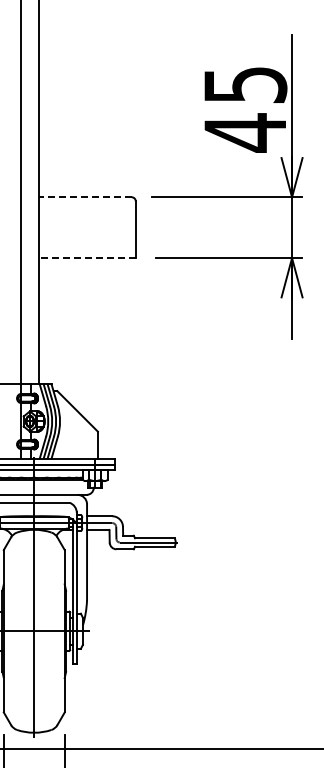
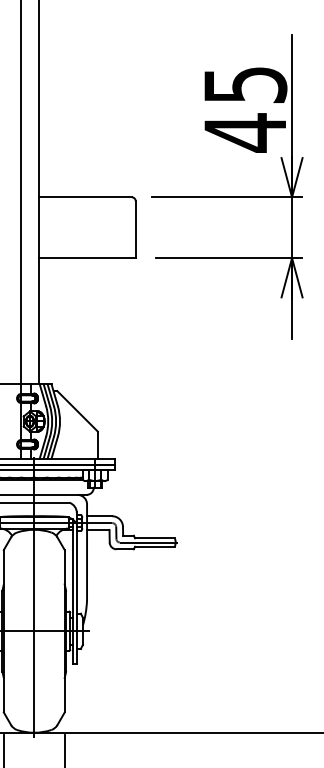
line: dashed -> solid (84, 197)
line: dashed -> solid (86, 258)
line position: (161, 748) -> (161, 732) (161, 732)
